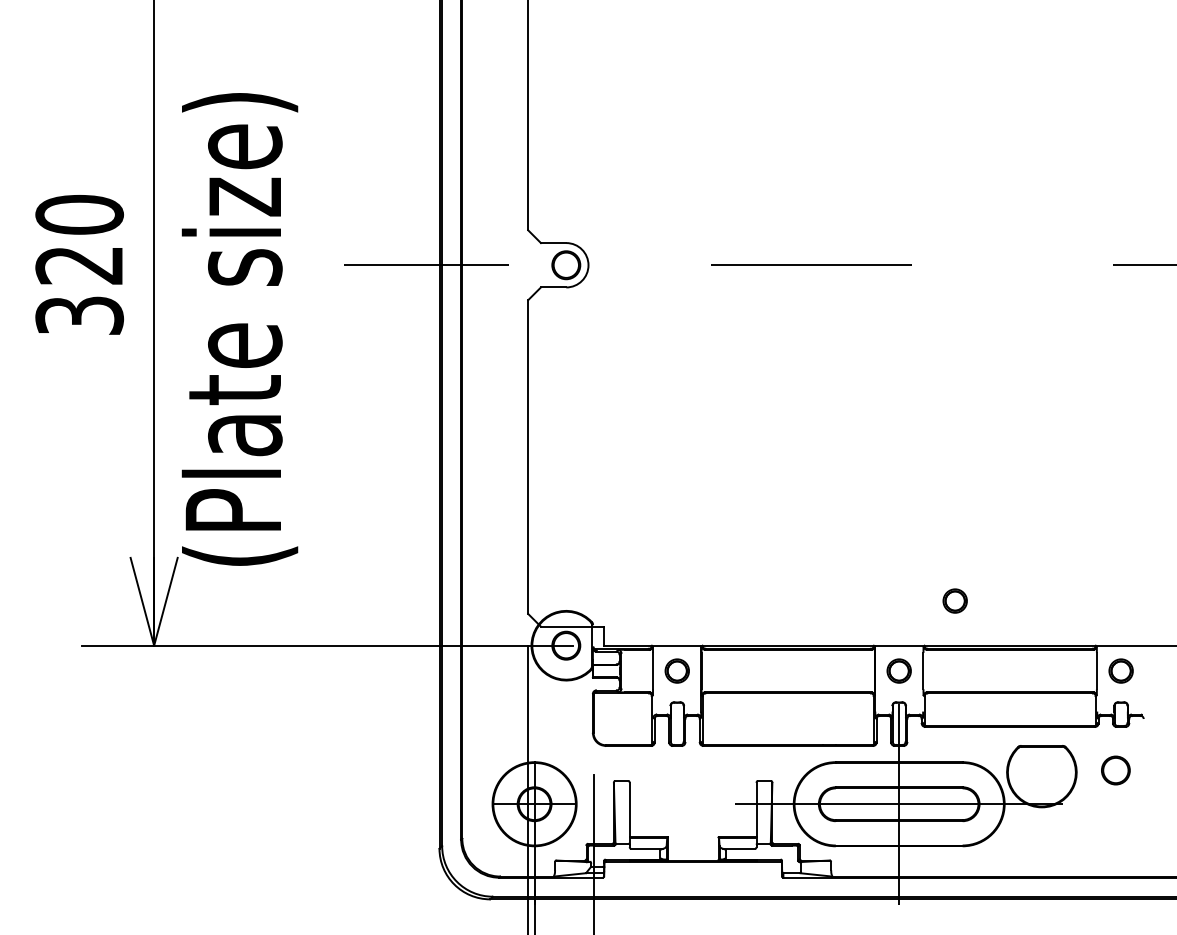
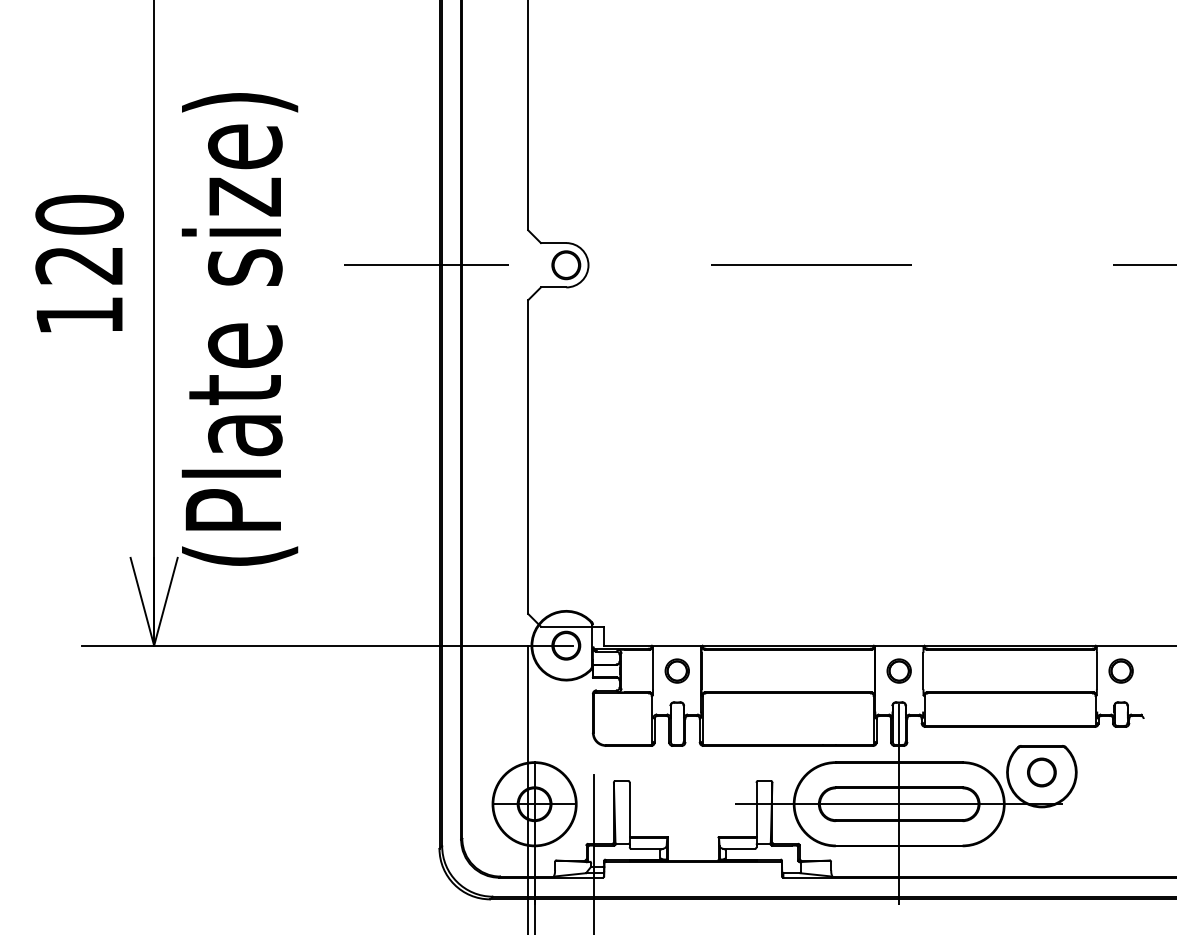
text: 320 -> 120 (79, 315)
part: present -> none (954, 600)
circle position: (1115, 770) -> (1041, 772) (1041, 772)
